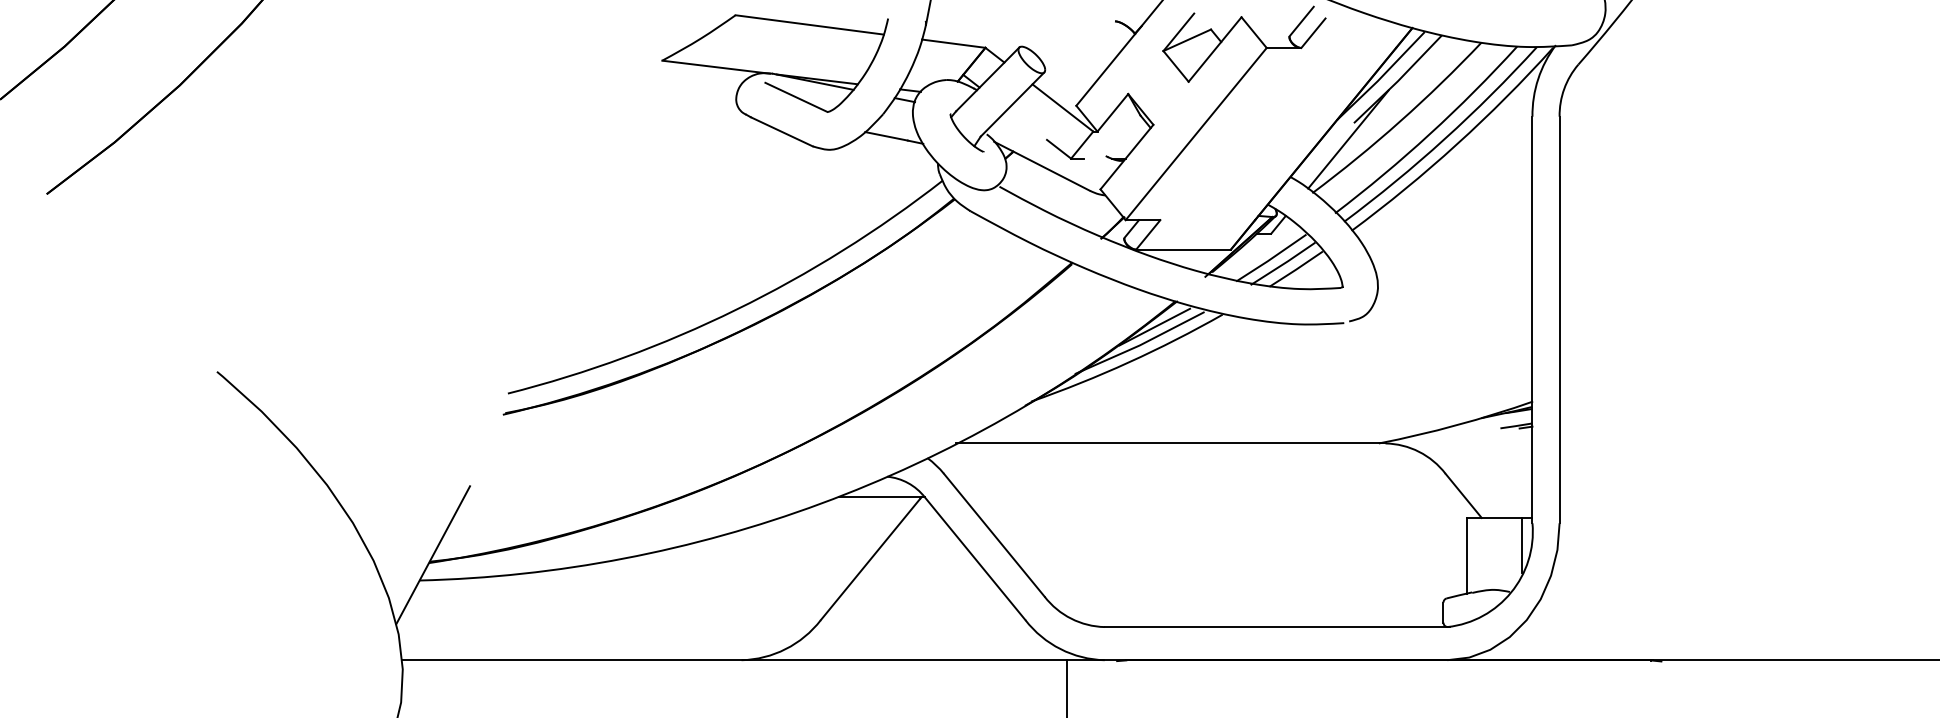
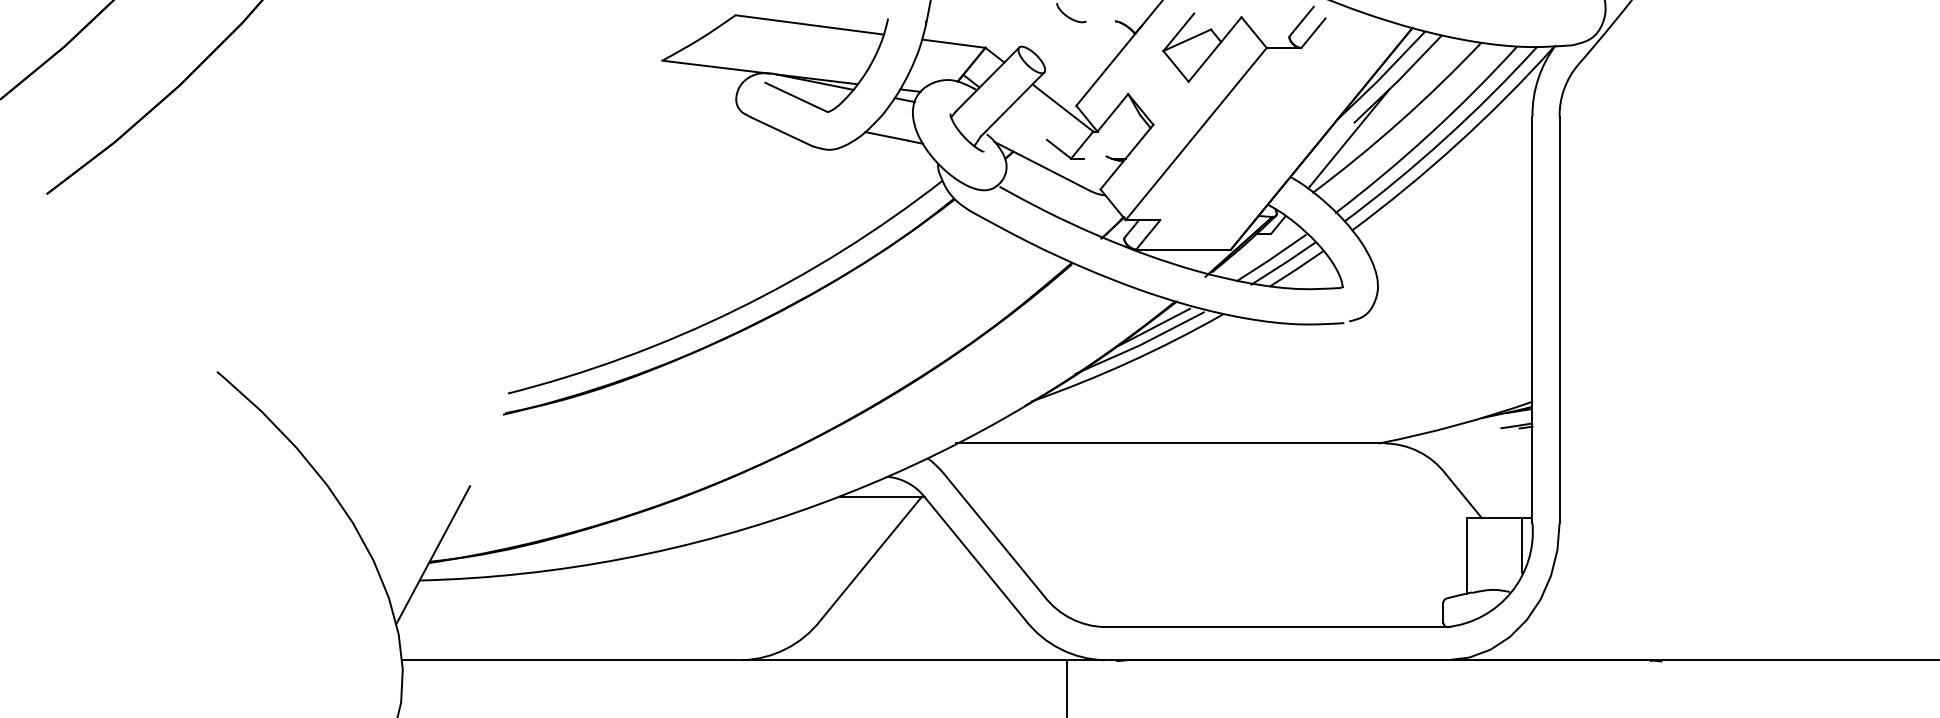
curve: none -> present (1069, 16)
